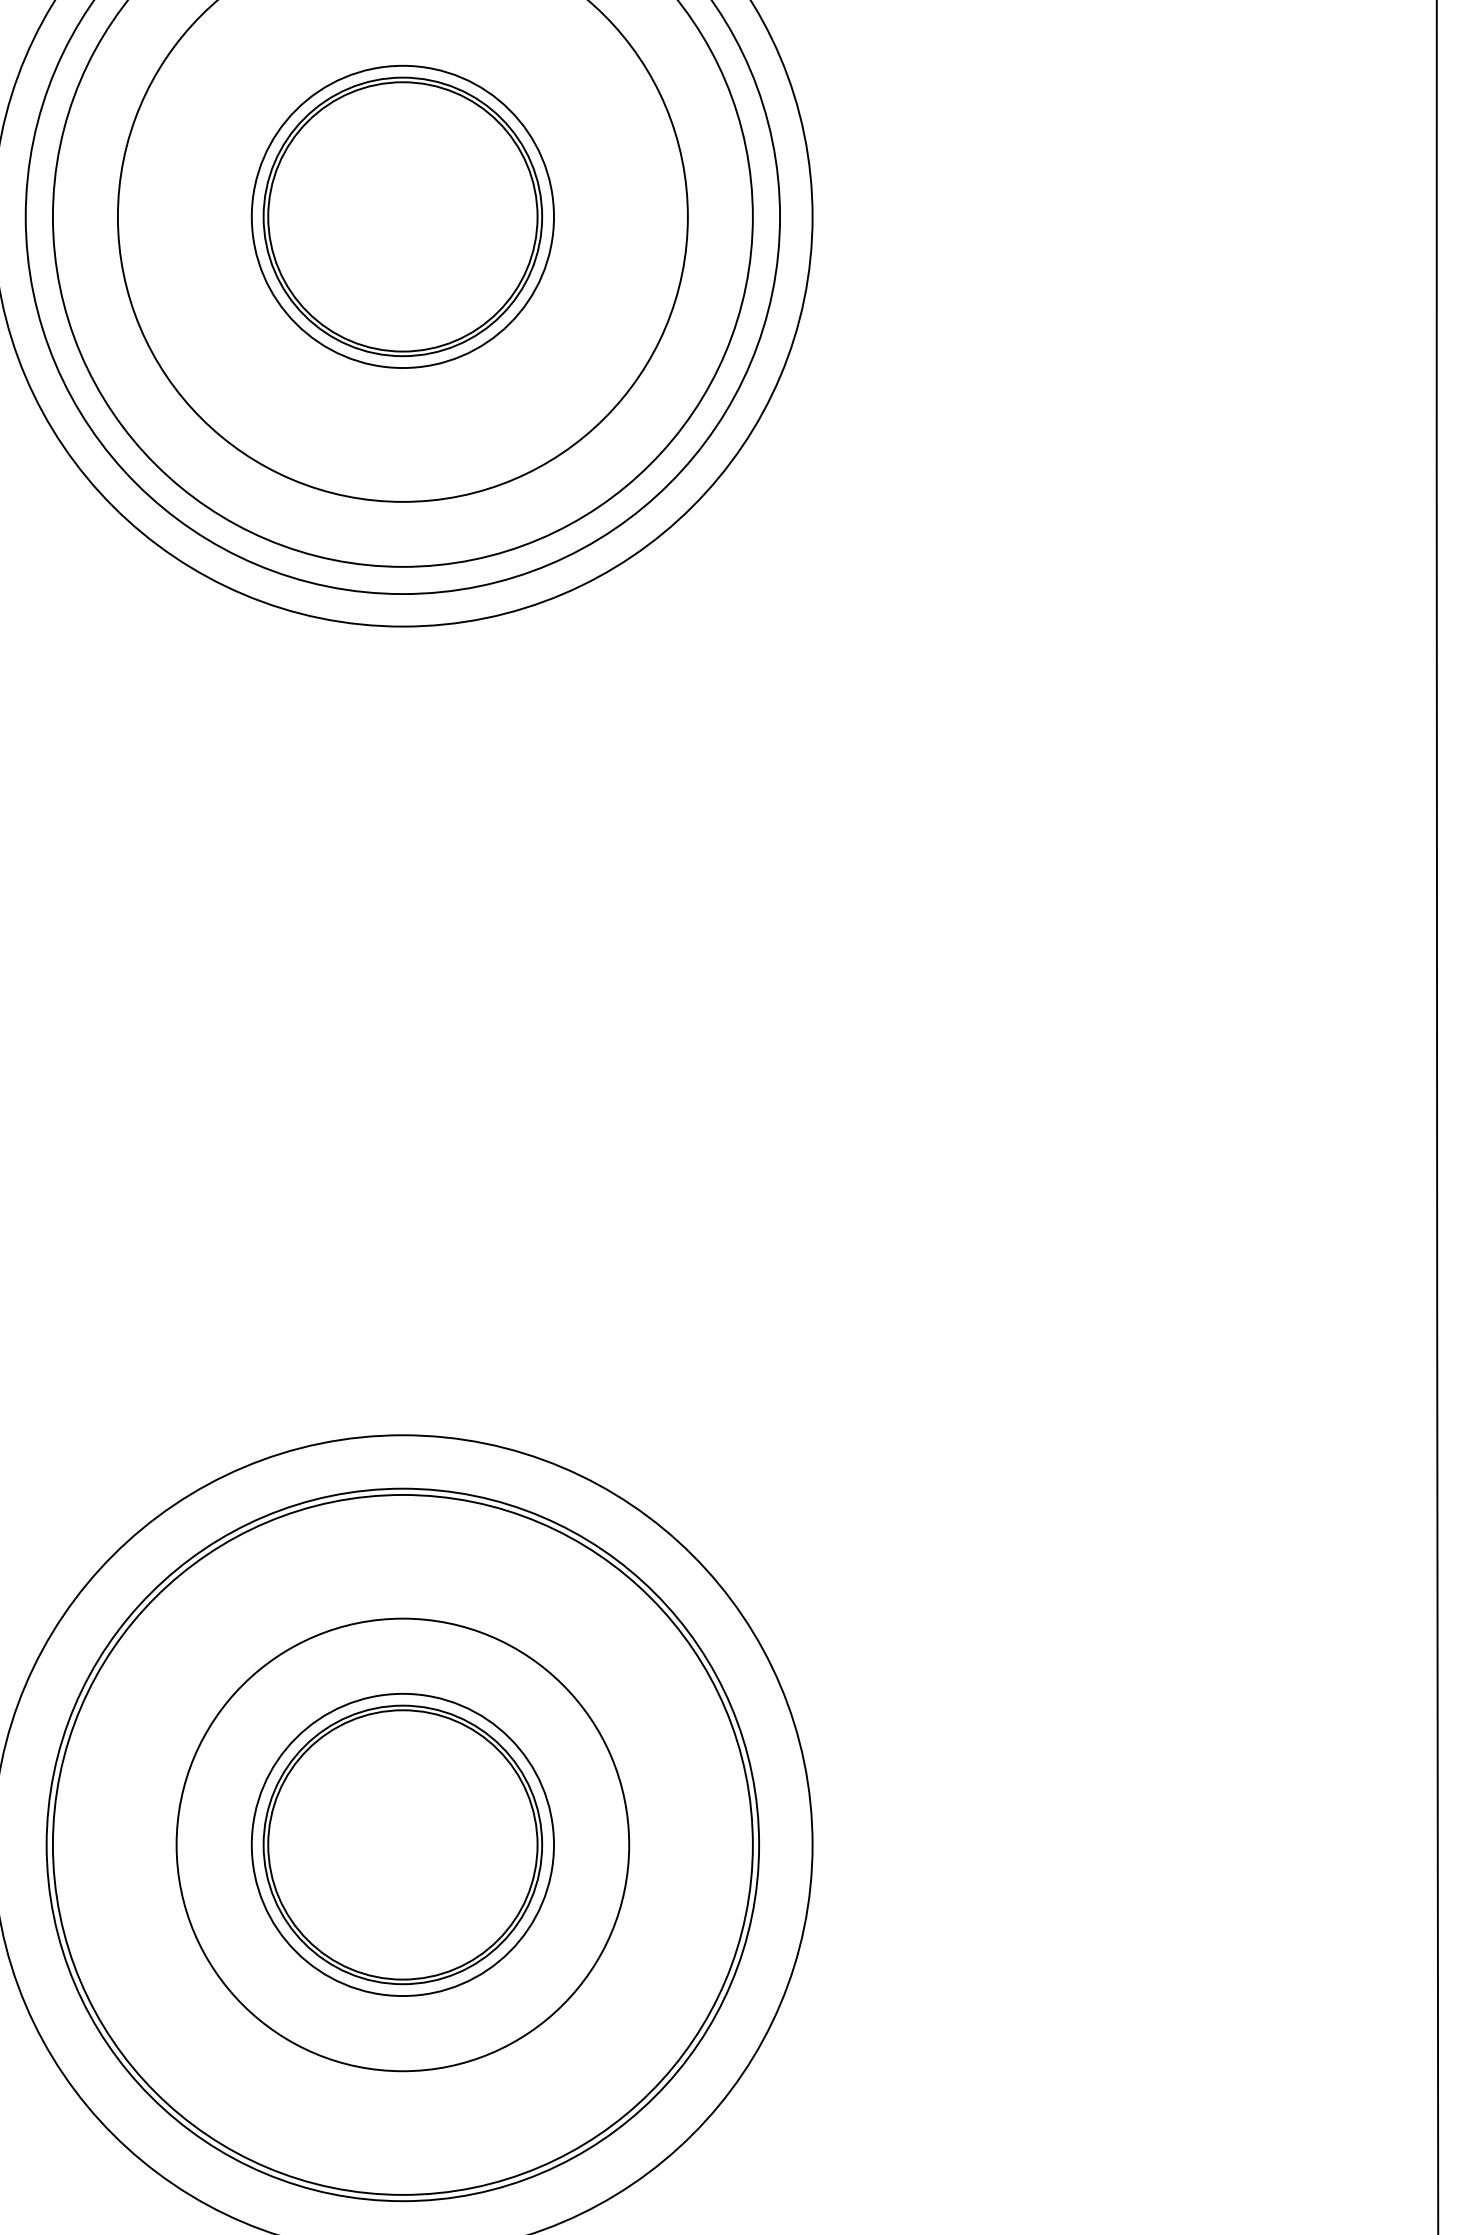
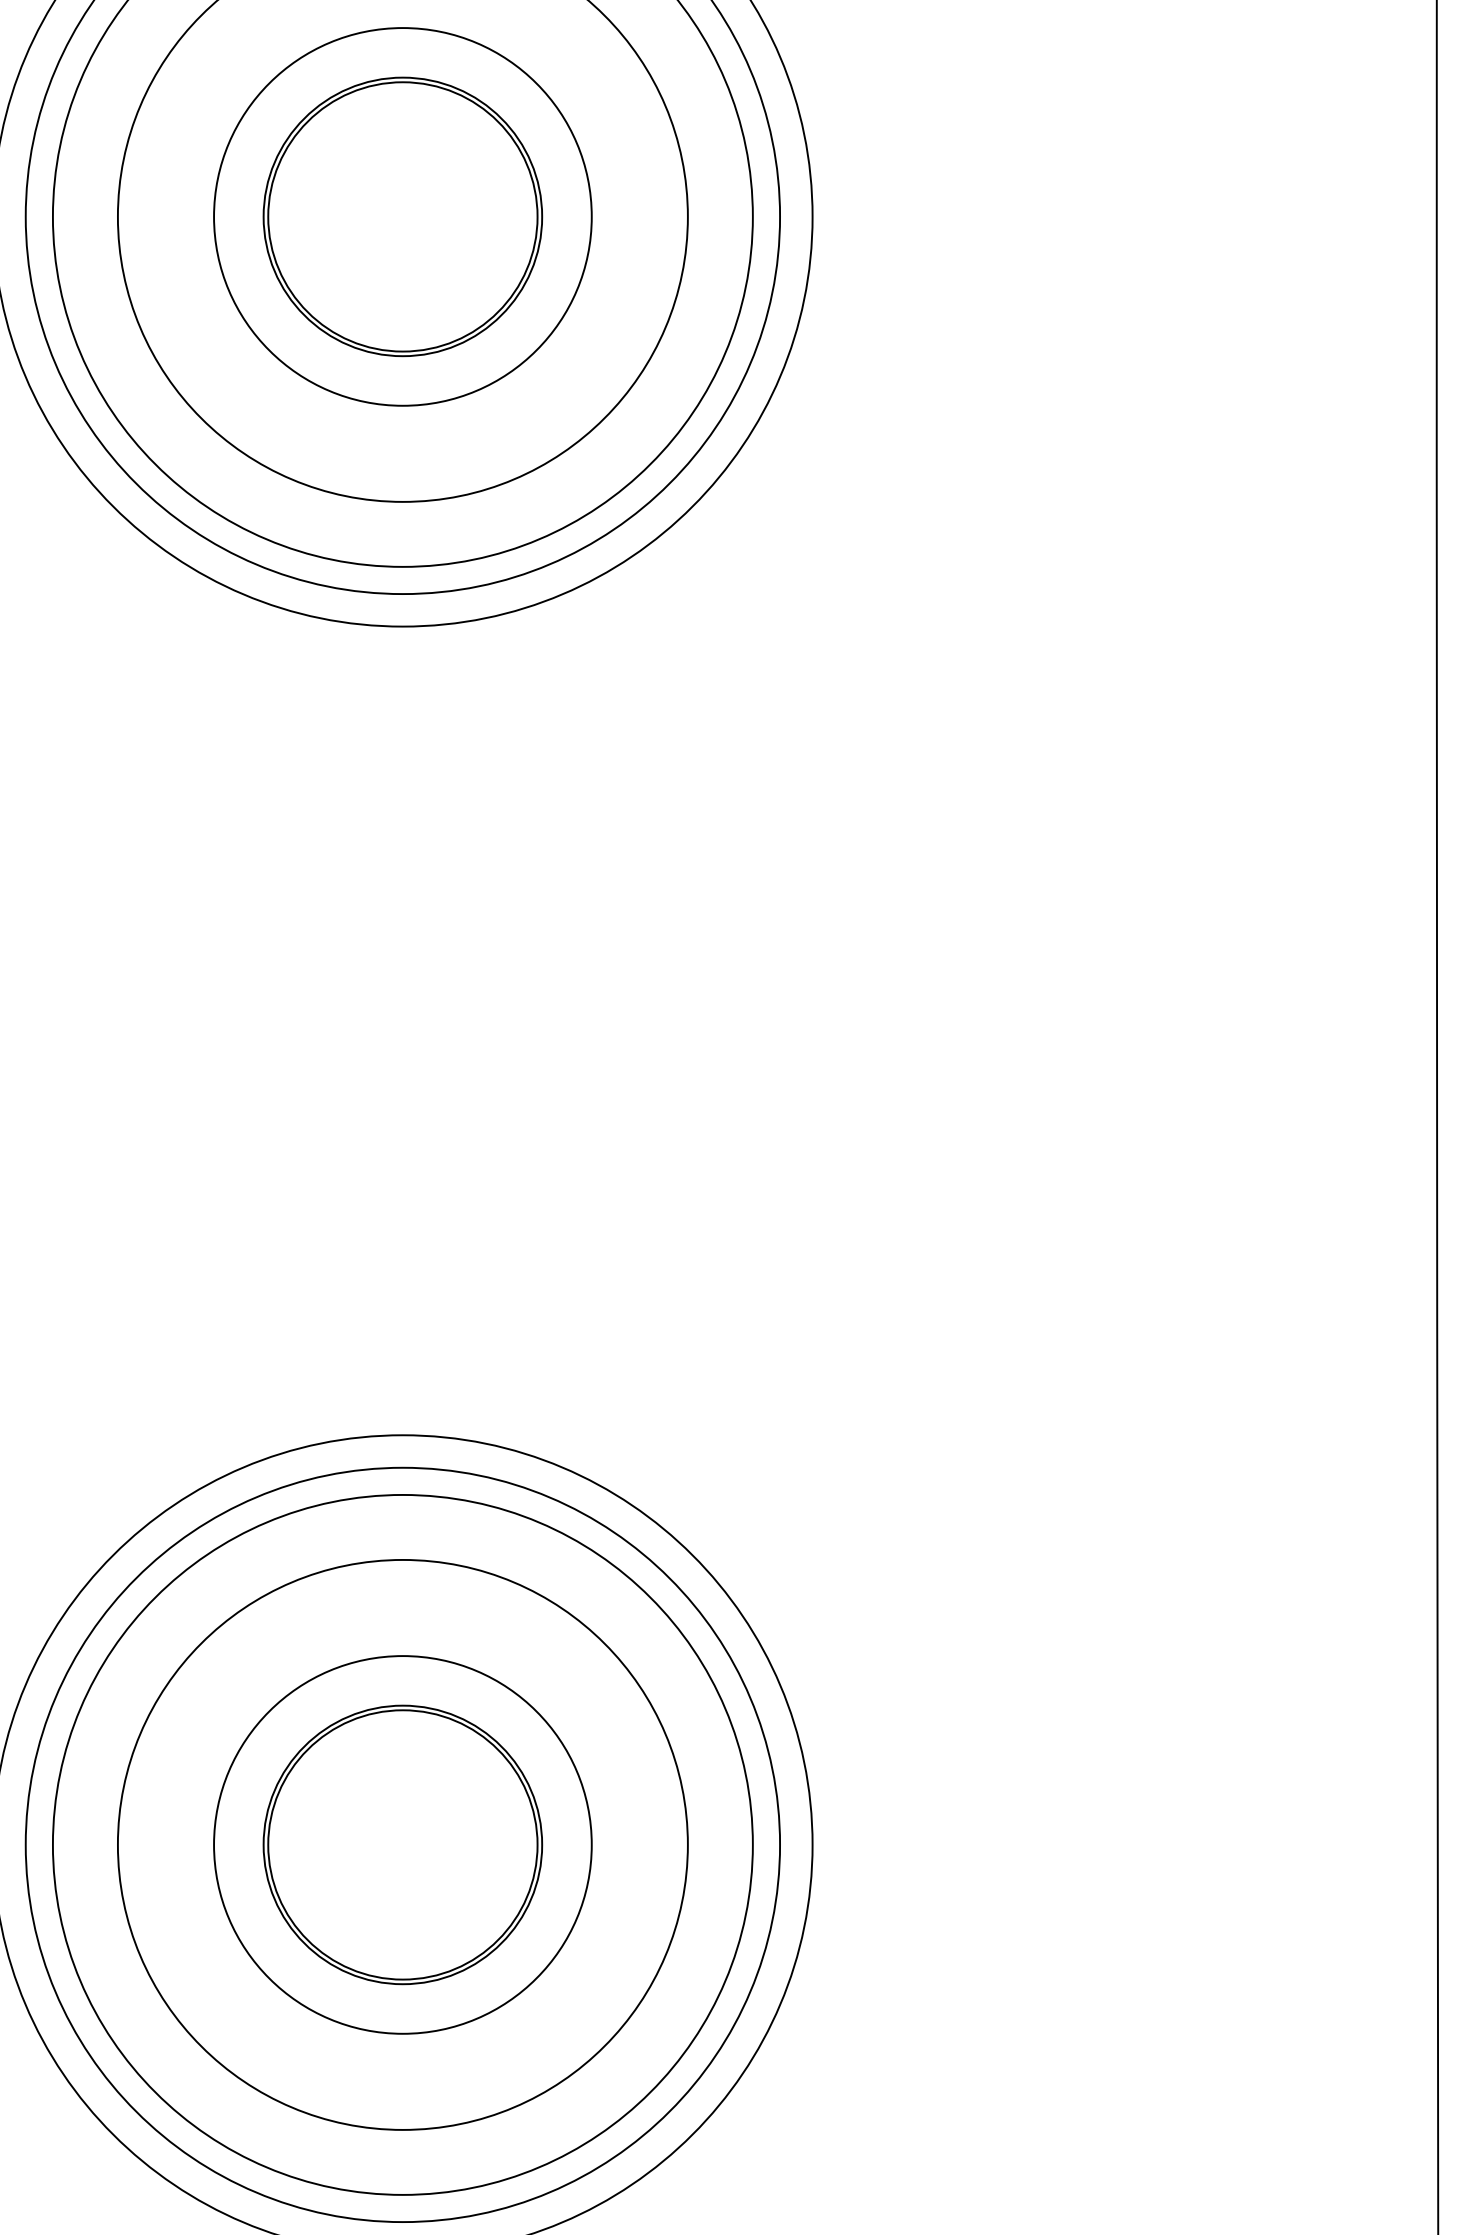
circle diameter: 302 px -> 378 px (402, 216)
circle diameter: 302 px -> 378 px (402, 1844)
circle diameter: 453 px -> 754 px (402, 1844)
circle diameter: 712 px -> 570 px (402, 1844)
